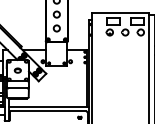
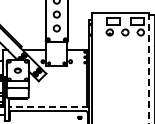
line: solid -> dashed (148, 68)
line: solid -> dashed (48, 106)
